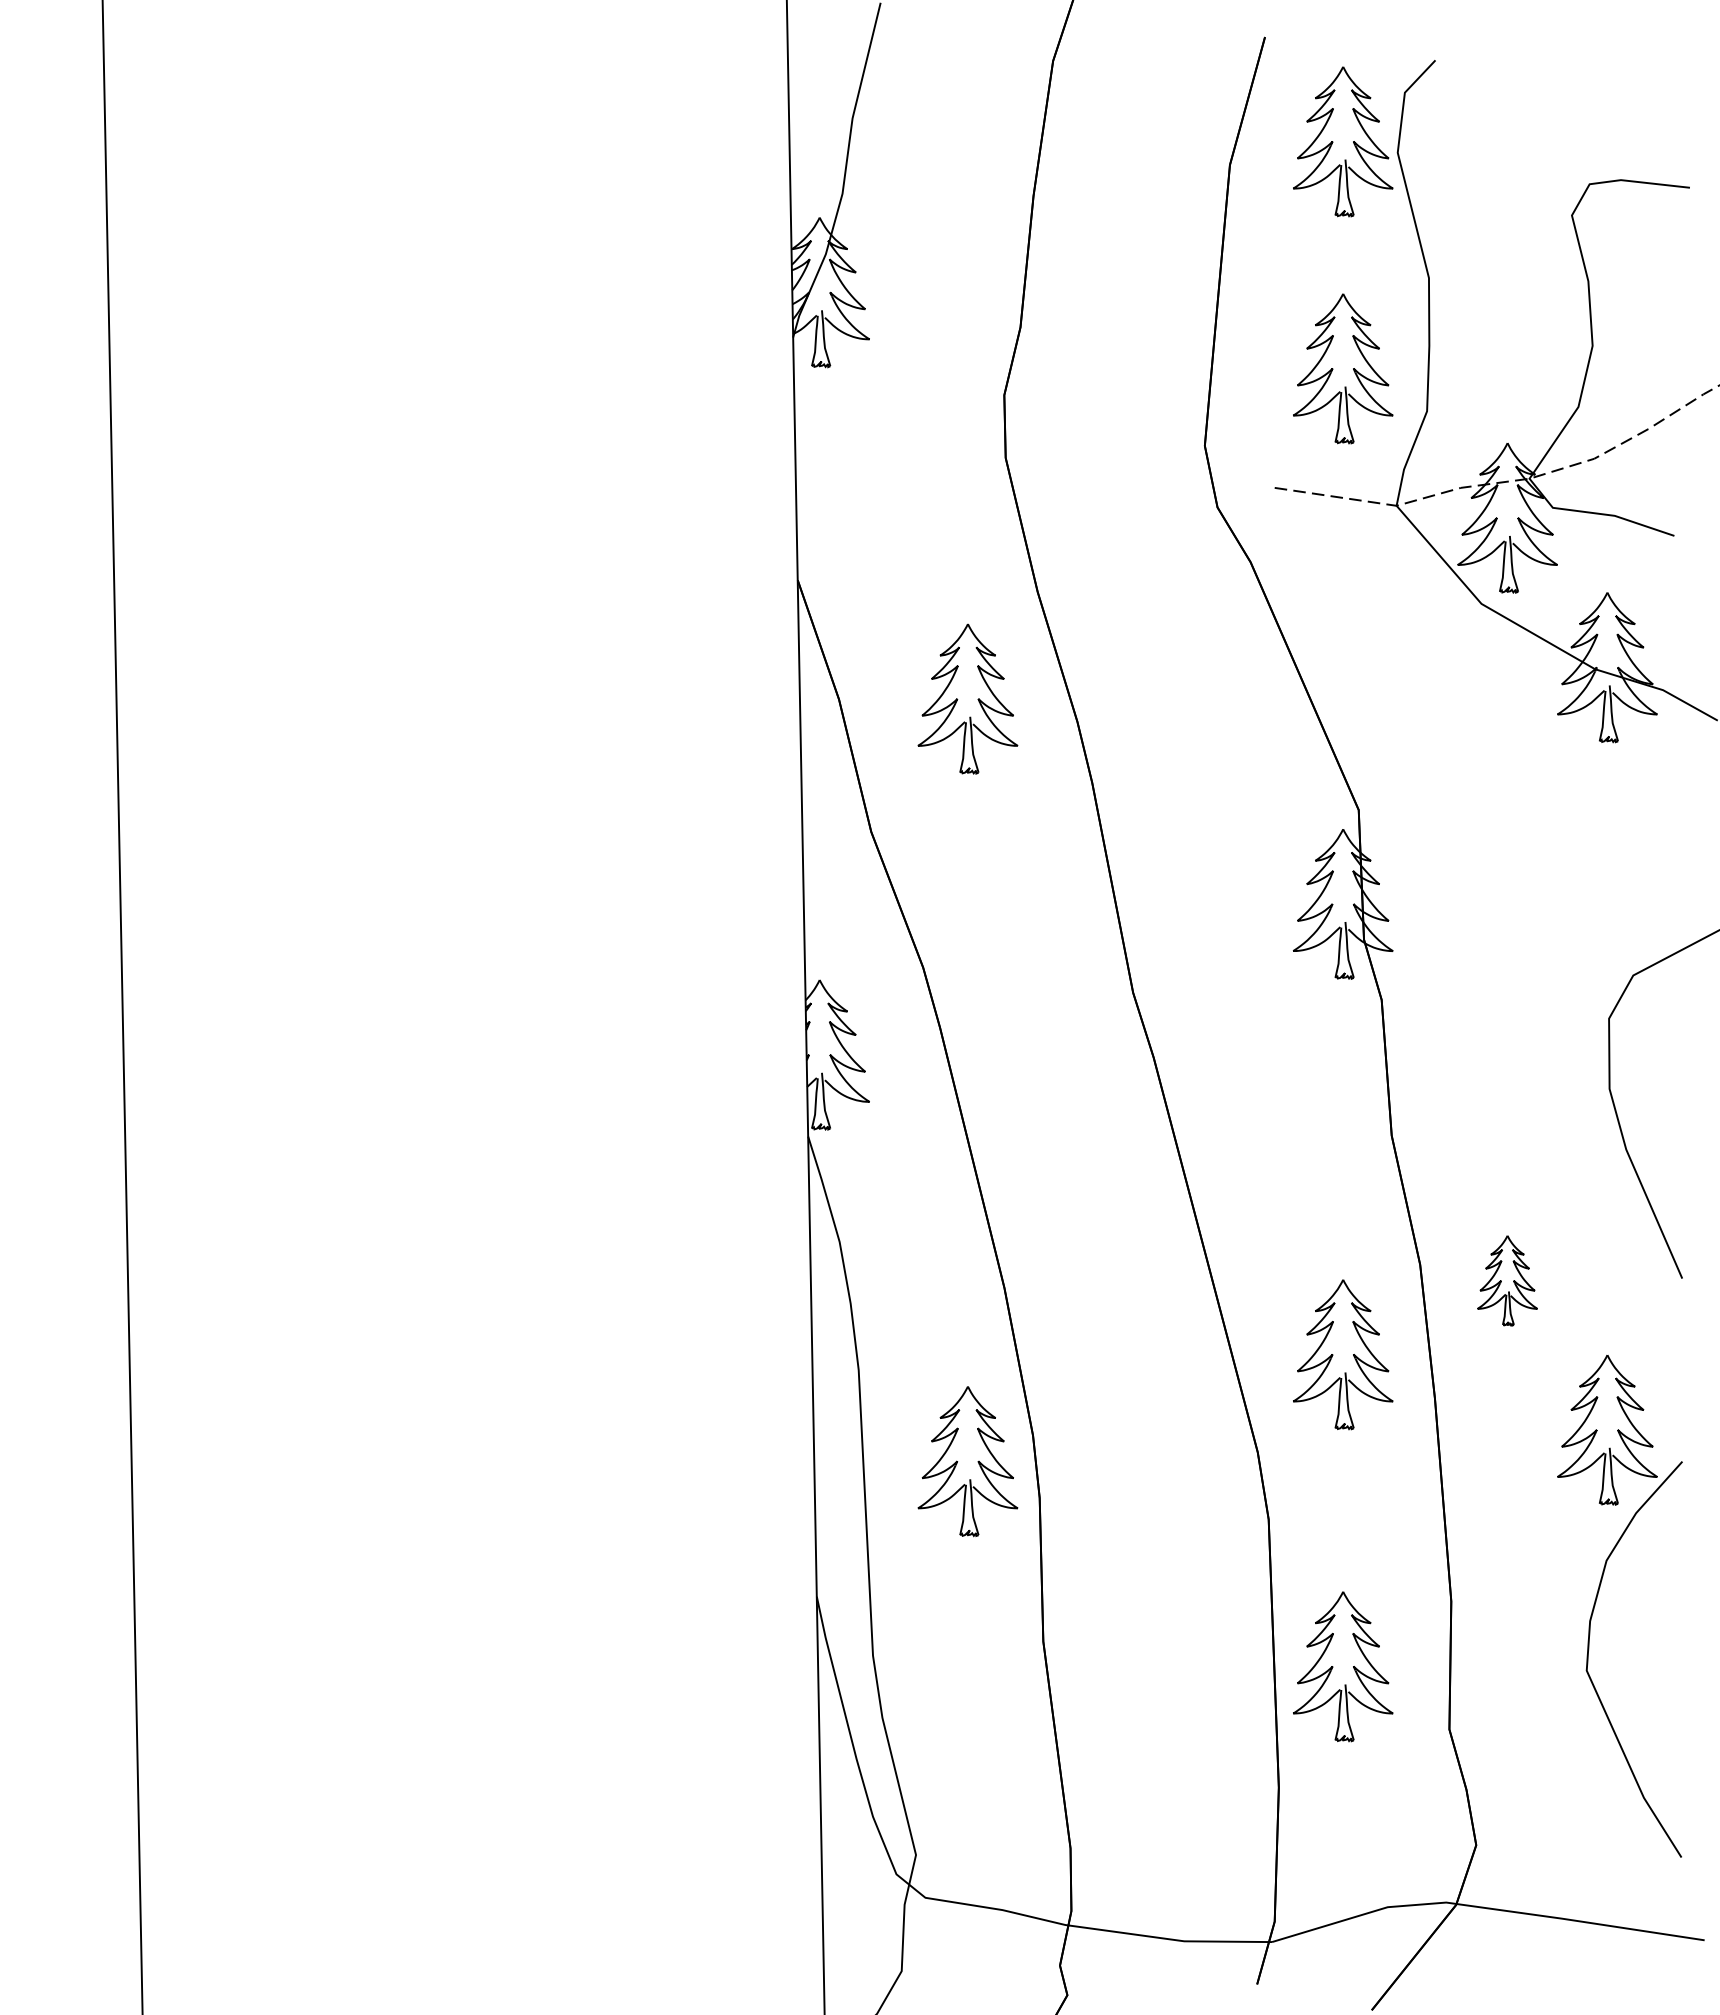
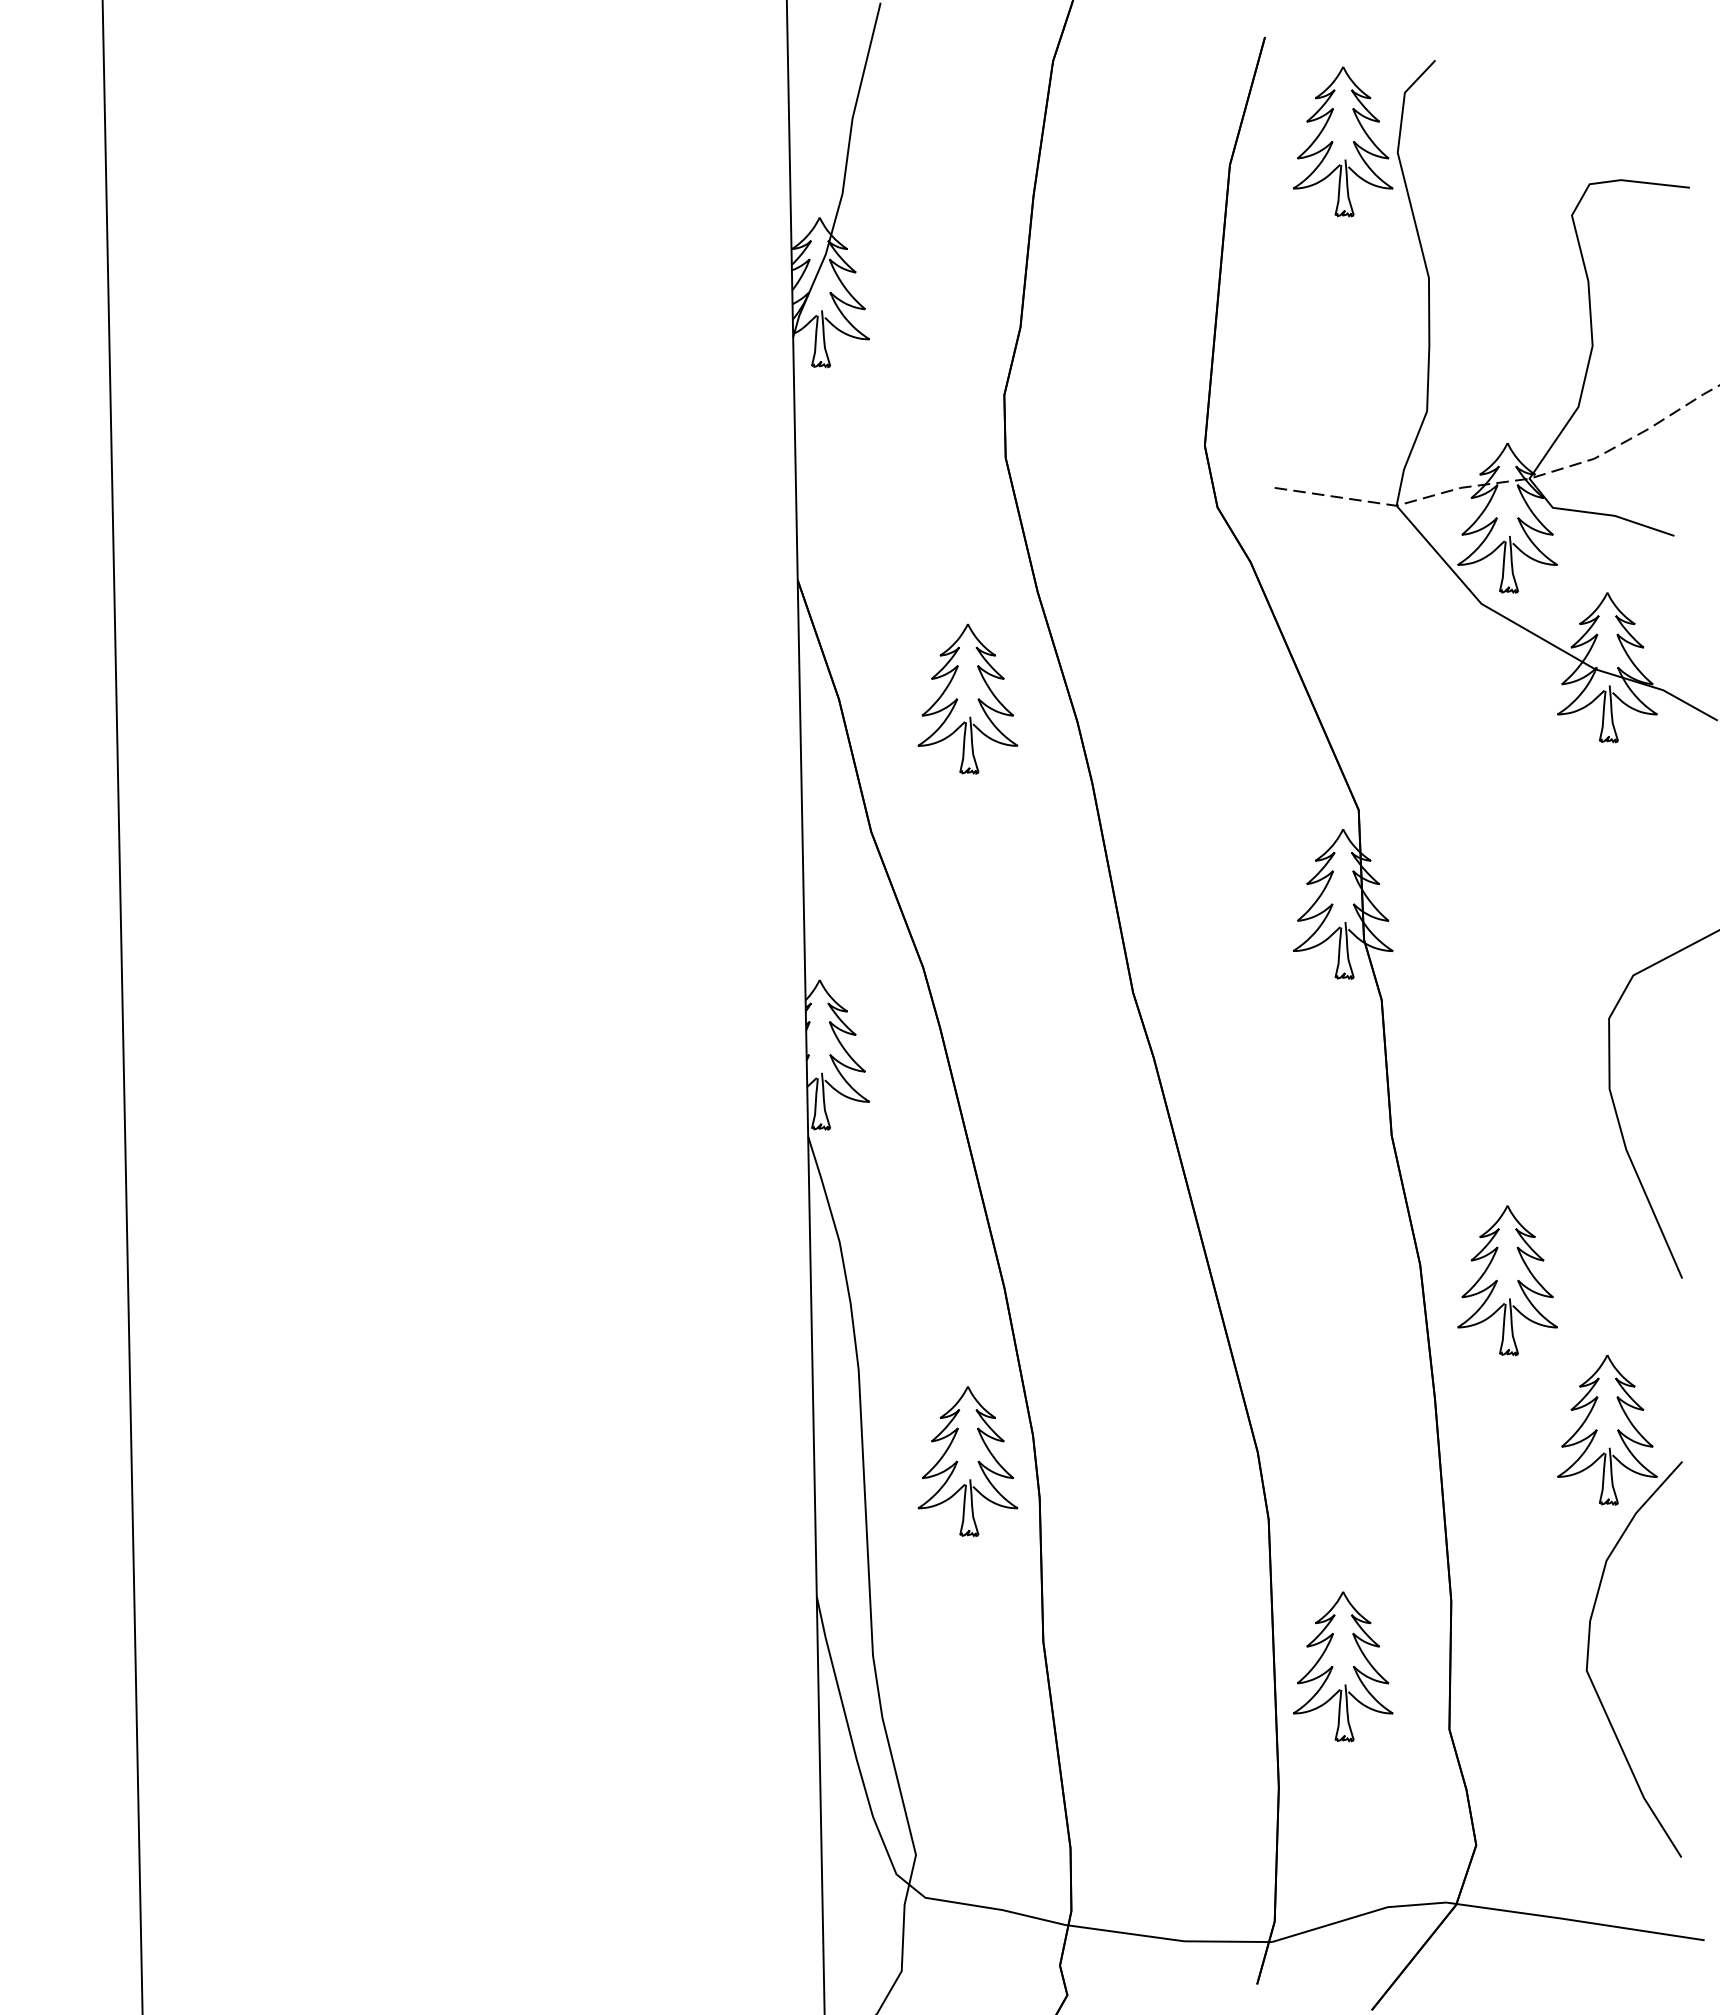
part: present -> none (1343, 368)
part size: 61x92 px -> 101x152 px (1507, 1280)
part: present -> none (1343, 1354)
